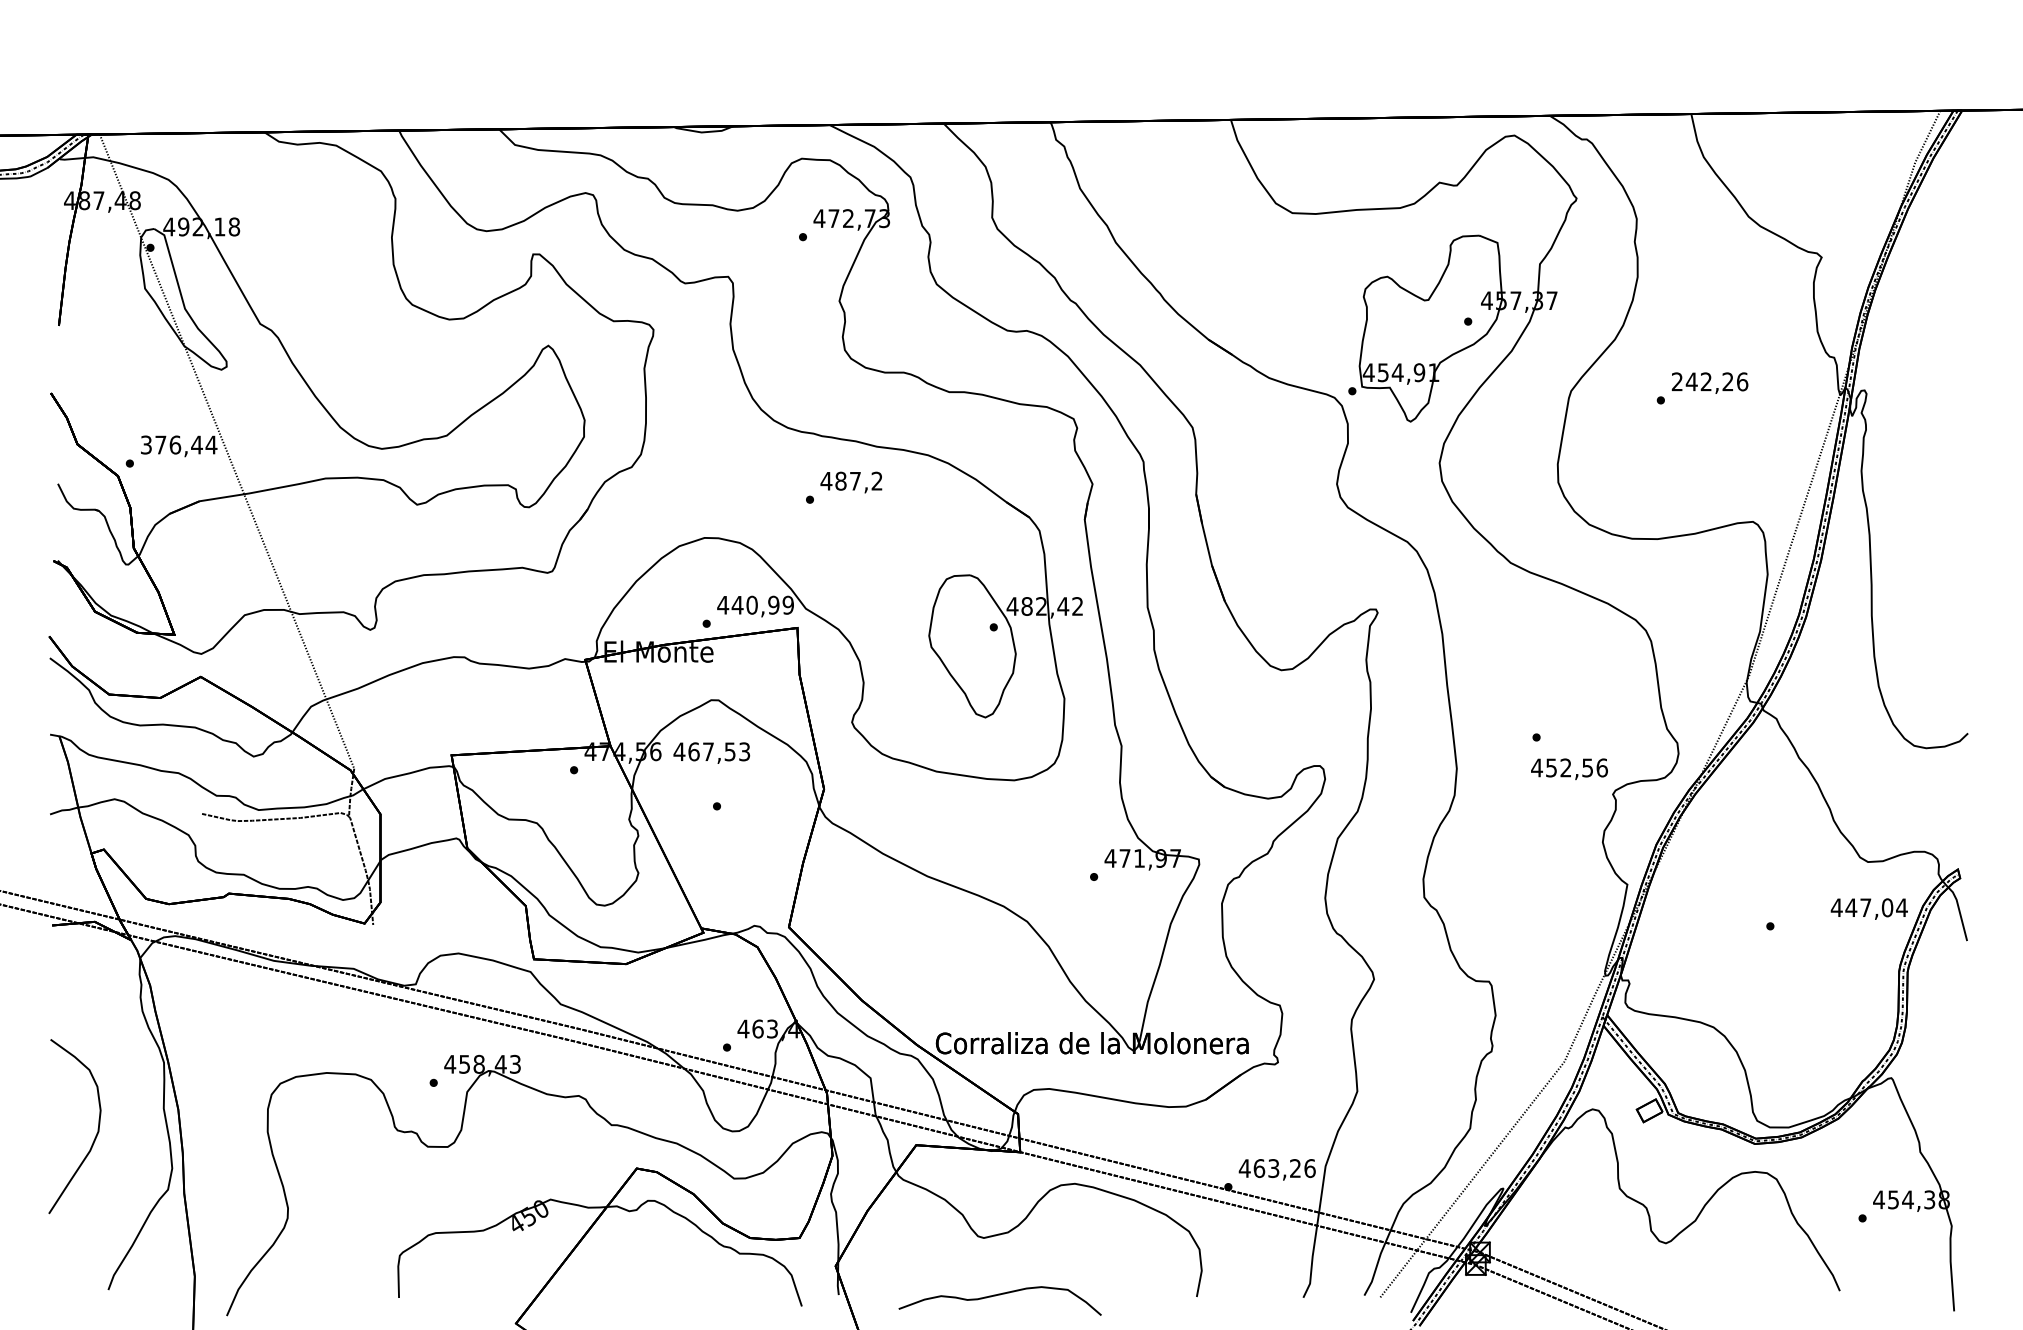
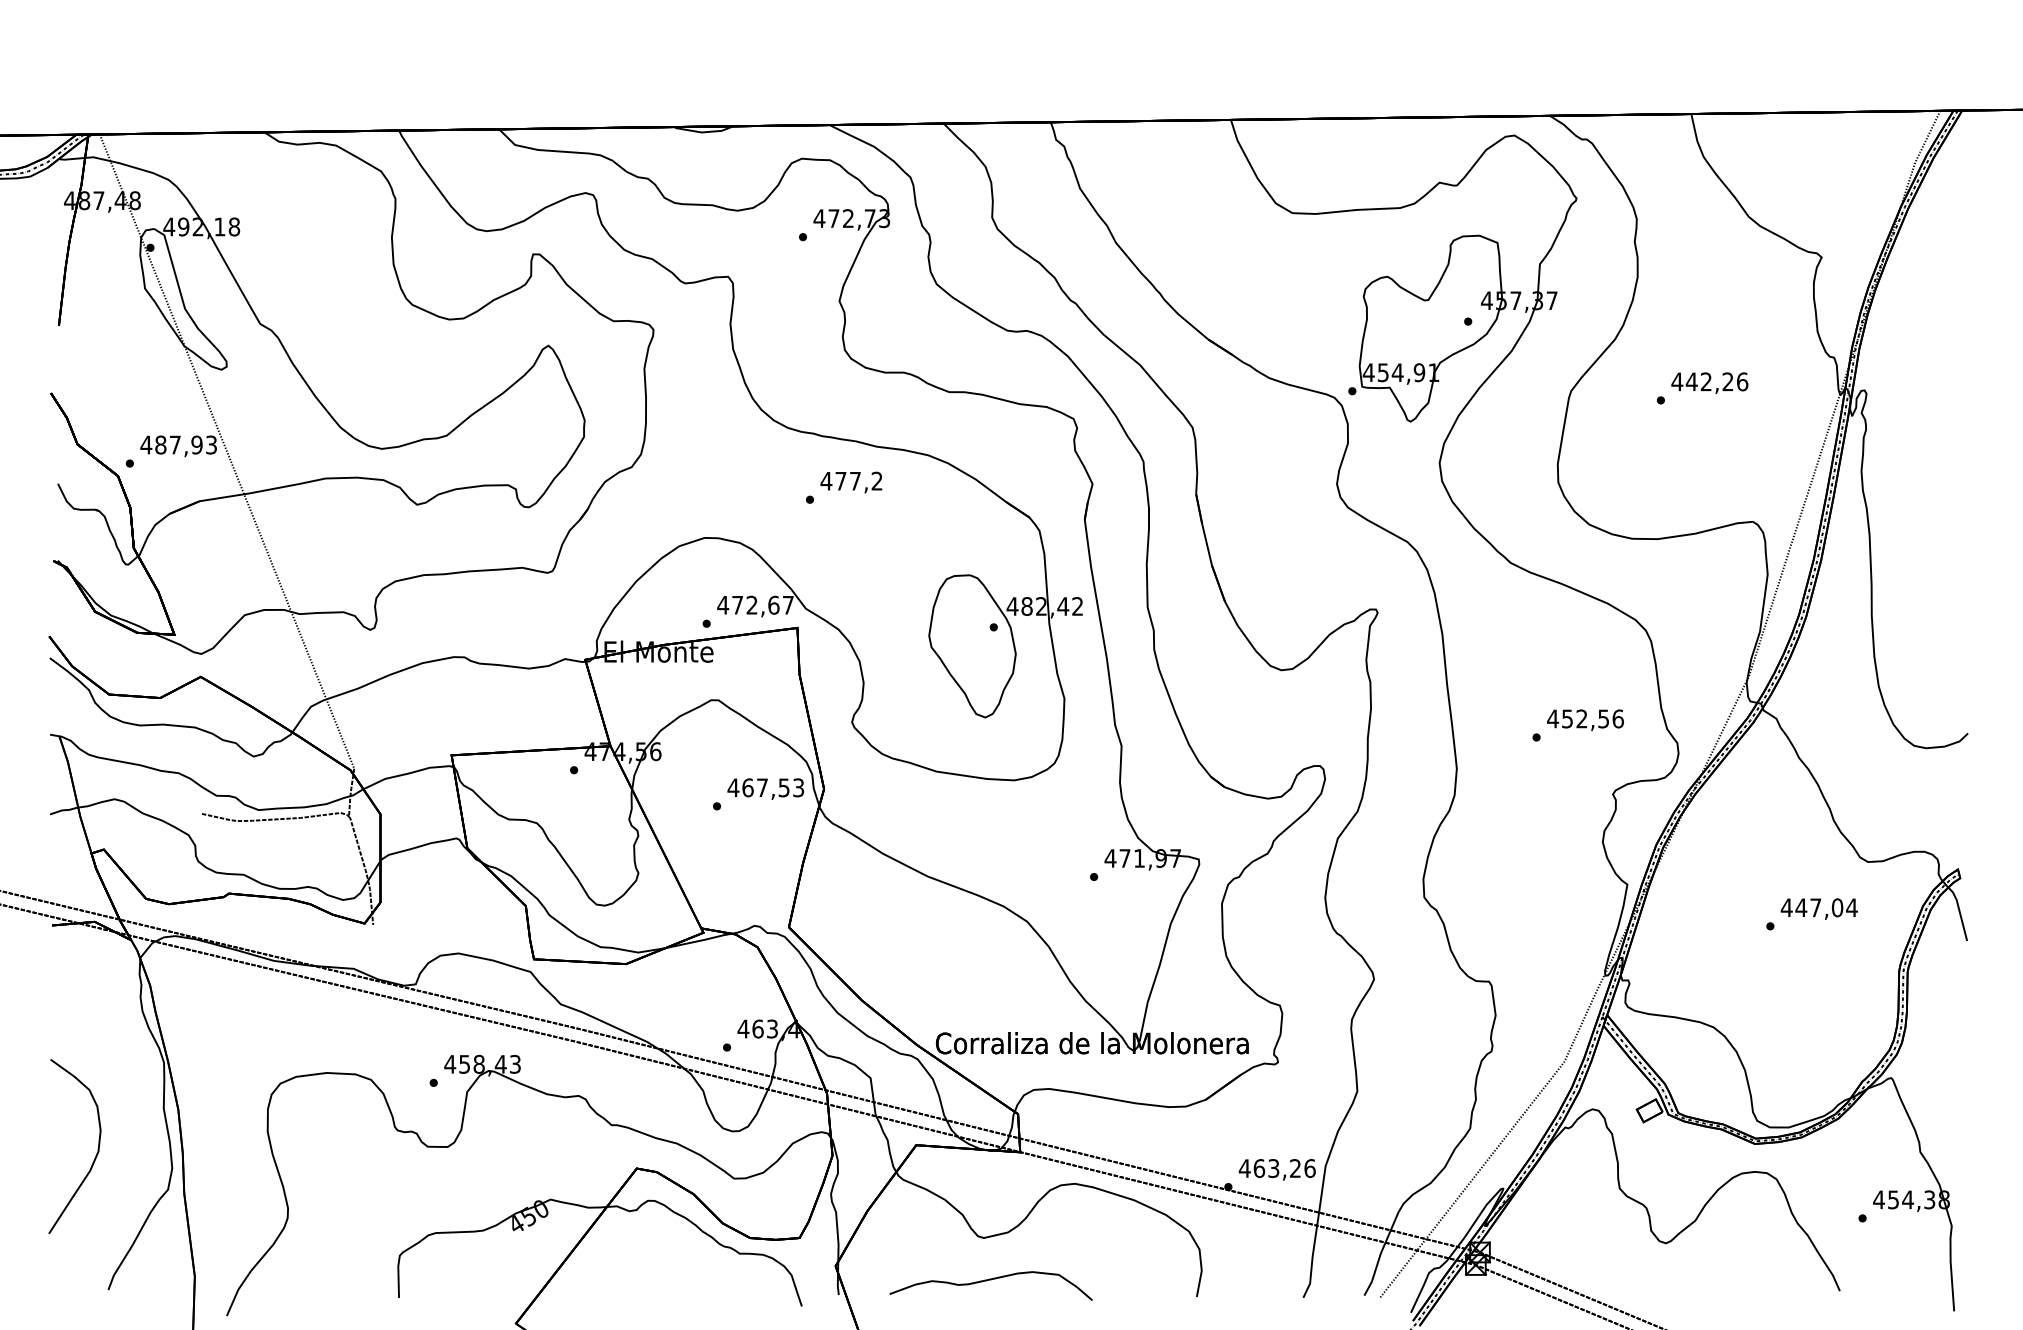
text: 242,26 -> 442,26 (1677, 381)
text: 376,44 -> 487,93 (178, 444)
text: 487,2 -> 477,2 (840, 480)
text: 440,99 -> 472,67 (762, 604)
text position: (711, 752) -> (765, 788) (765, 788)
text position: (1569, 769) -> (1585, 720) (1585, 720)
text position: (1868, 908) -> (1818, 908) (1818, 908)
curve position: (94, 1137) -> (94, 1157) (94, 1157)
curve position: (999, 1295) -> (990, 1280) (990, 1280)
